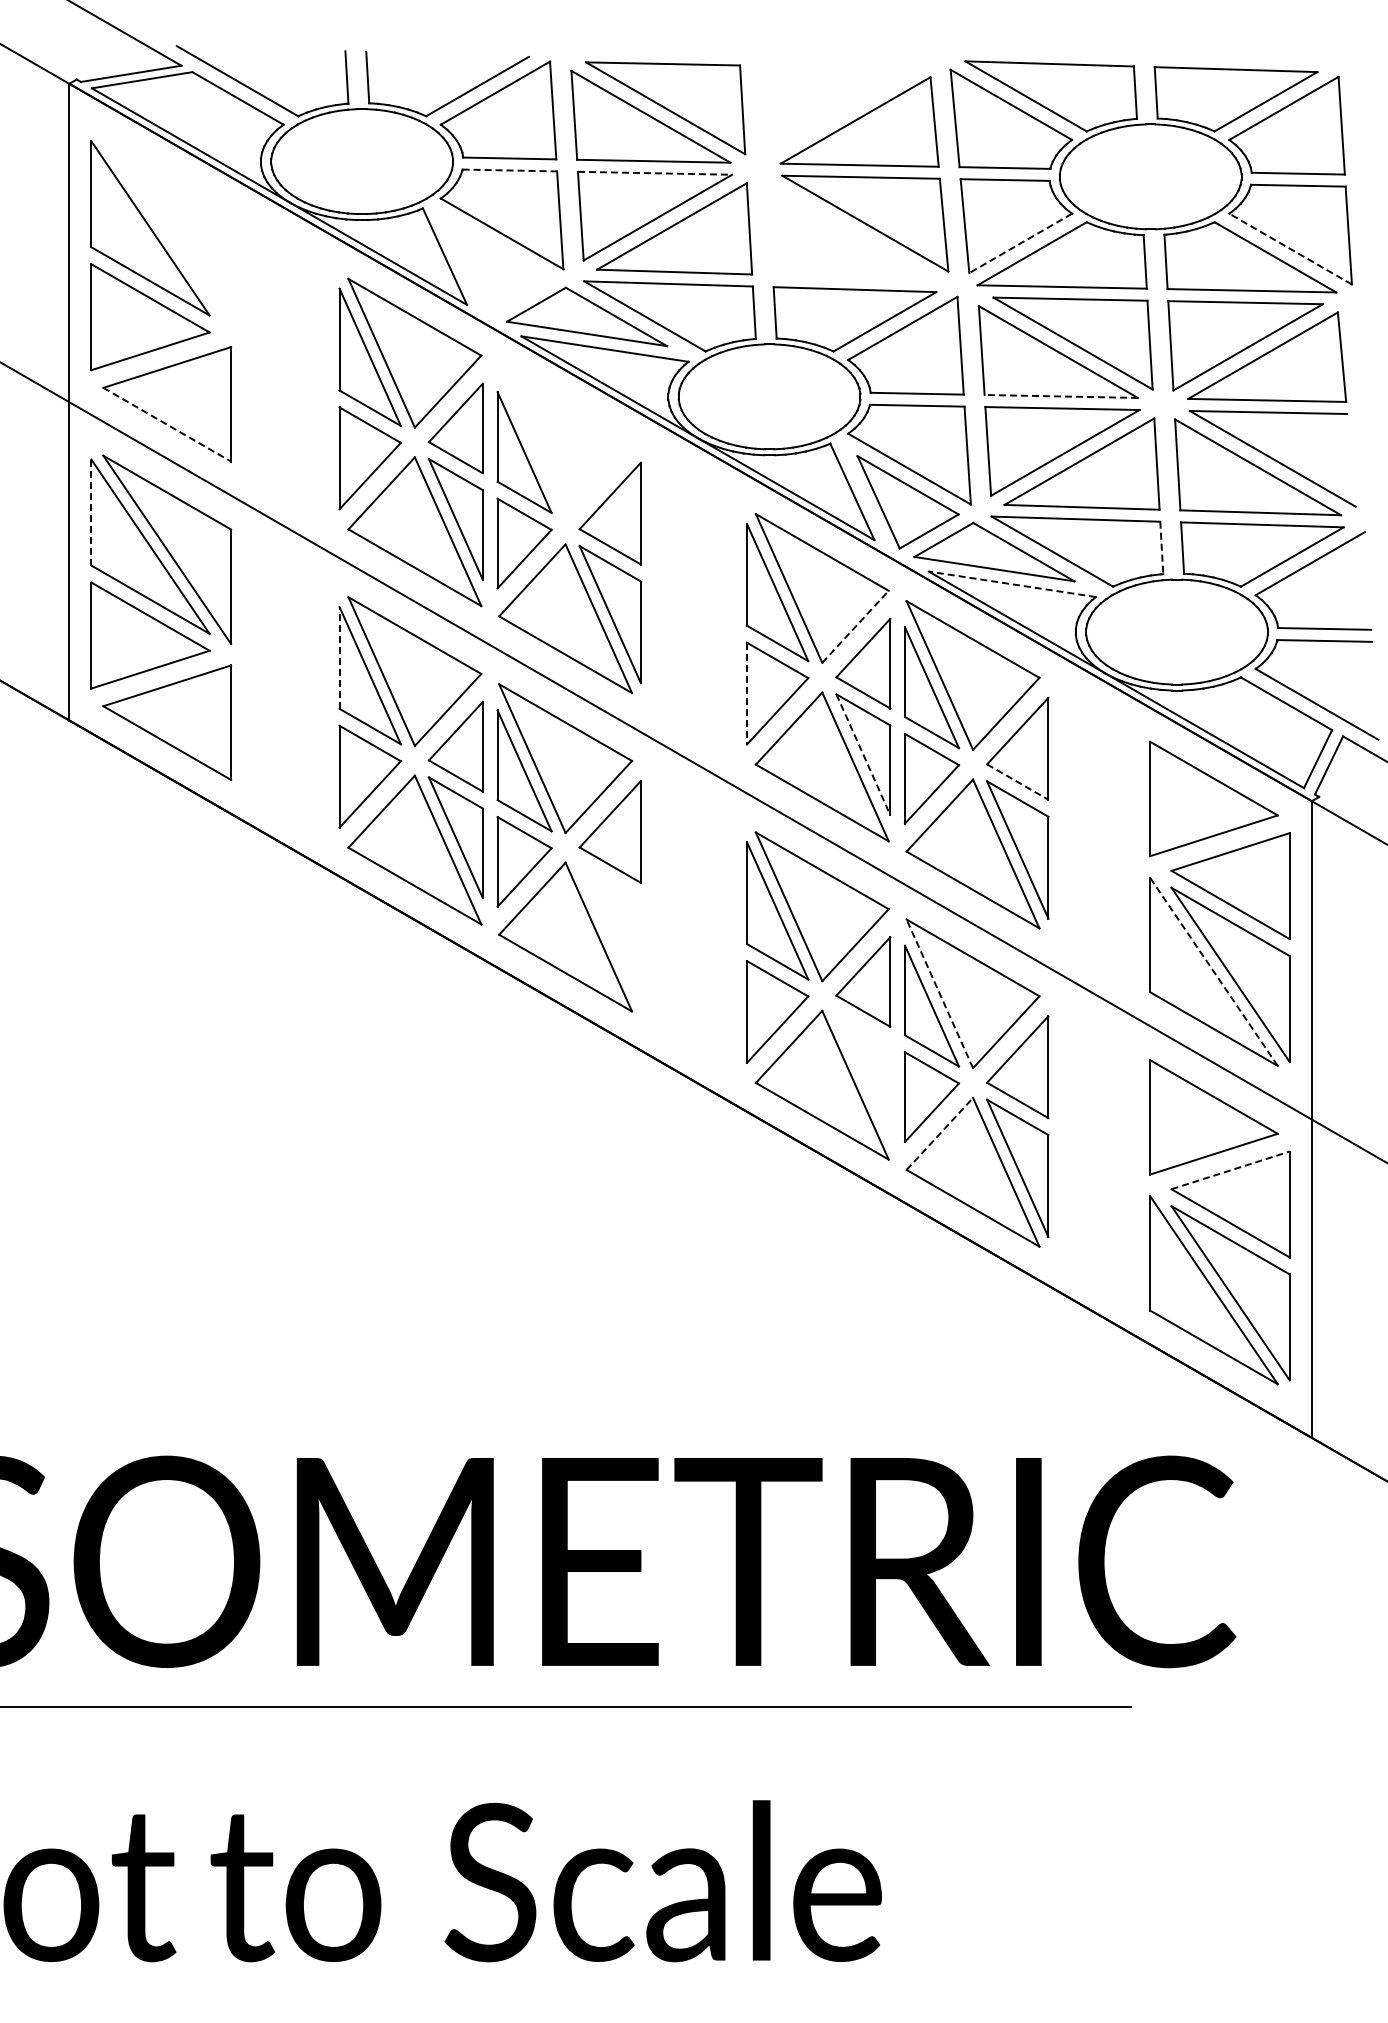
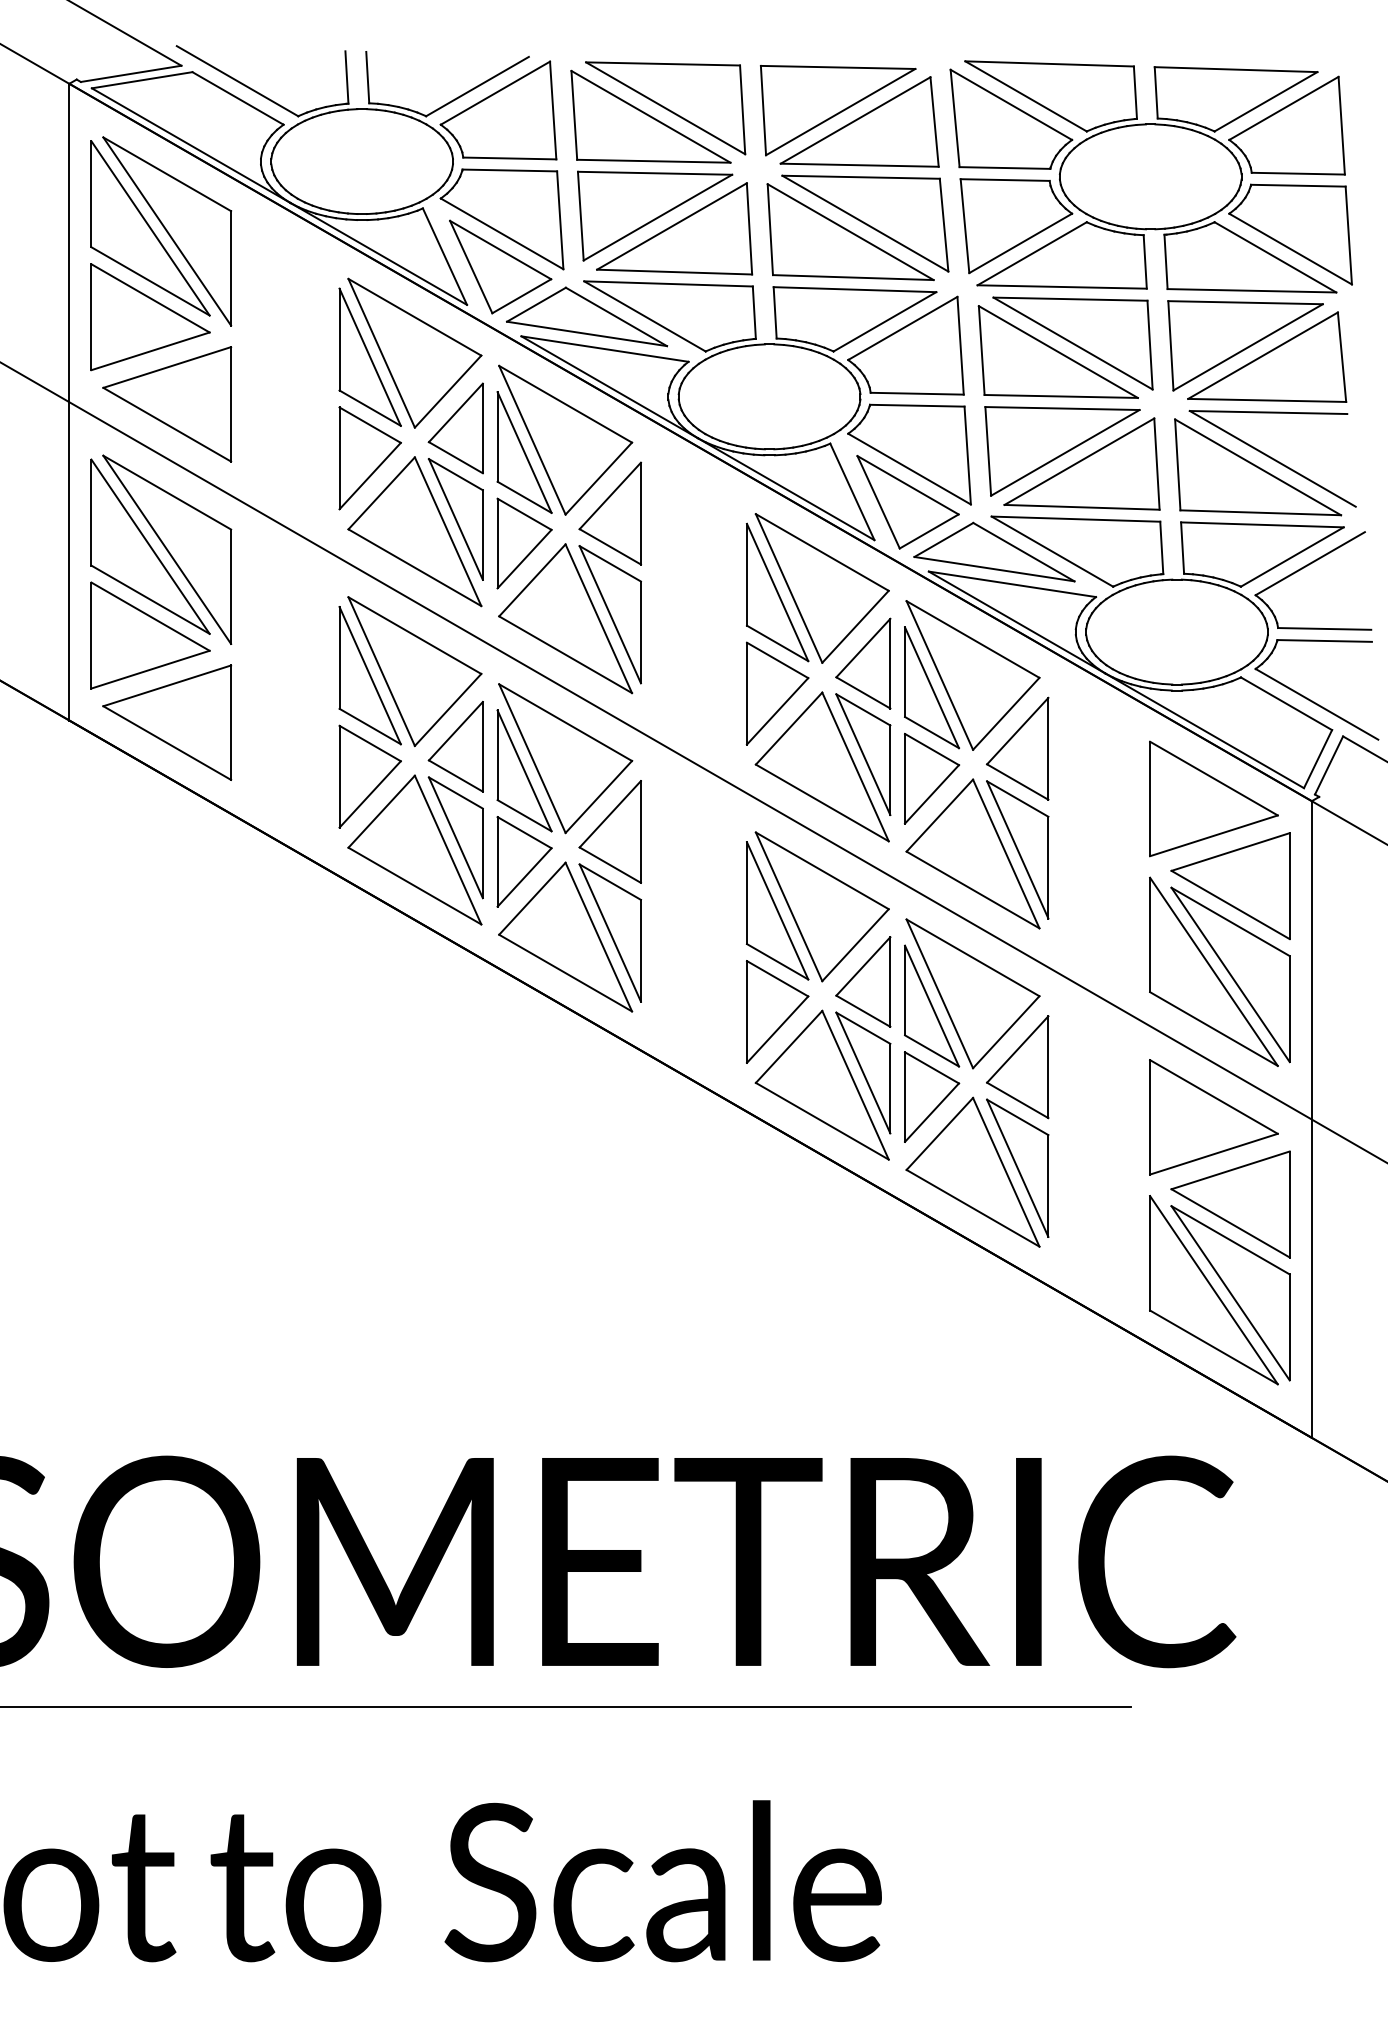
part: none -> present (838, 110)
line: dashed -> solid (510, 170)
line: dashed -> solid (655, 173)
part: none -> present (167, 231)
part: none -> present (850, 231)
line: dashed -> solid (1020, 243)
line: dashed -> solid (1290, 249)
part: none -> present (500, 266)
line: dashed -> solid (1061, 396)
line: dashed -> solid (167, 424)
part: none -> present (565, 439)
line: dashed -> solid (91, 512)
line: dashed -> solid (1161, 548)
line: dashed -> solid (1012, 584)
line: dashed -> solid (855, 626)
line: dashed -> solid (339, 657)
line: dashed -> solid (746, 693)
line: dashed -> solid (863, 755)
line: dashed -> solid (1018, 782)
part: none -> present (609, 932)
line: dashed -> solid (1213, 971)
line: dashed -> solid (939, 993)
part: none -> present (863, 1072)
line: dashed -> solid (939, 1133)
line: dashed -> solid (1231, 1170)
